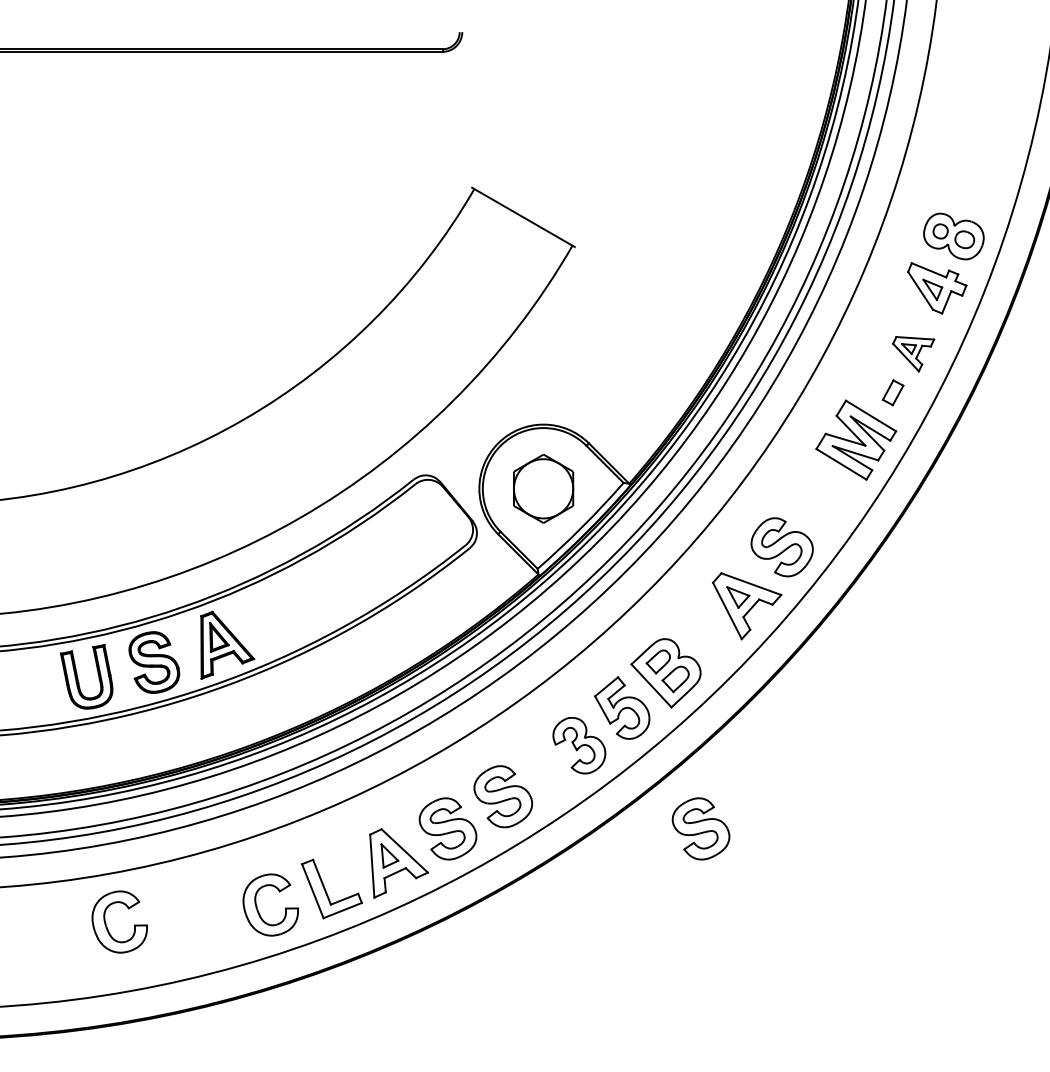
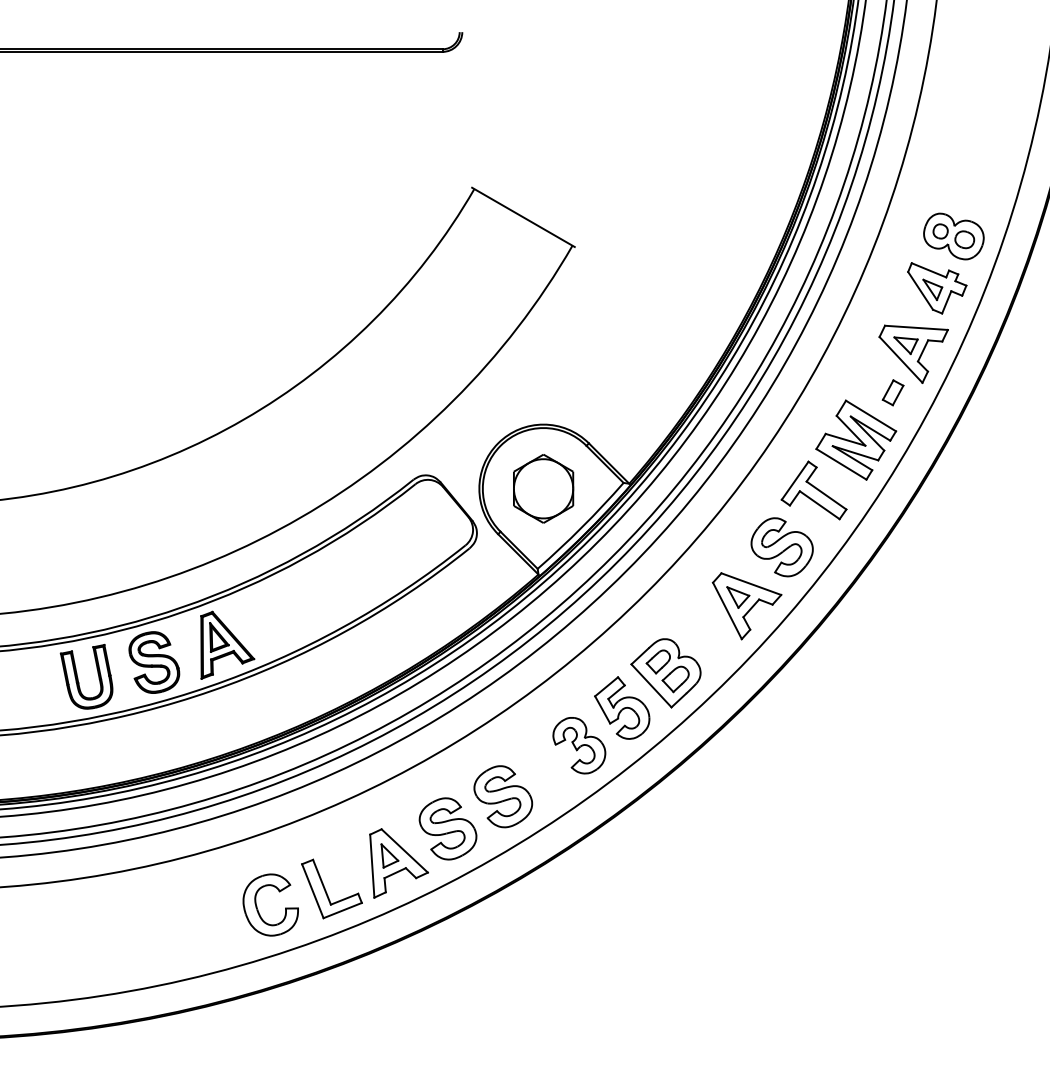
part size: 44x37 px -> 71x60 px (913, 353)
part: none -> present (813, 490)
part: present -> none (700, 828)
part: present -> none (107, 926)
